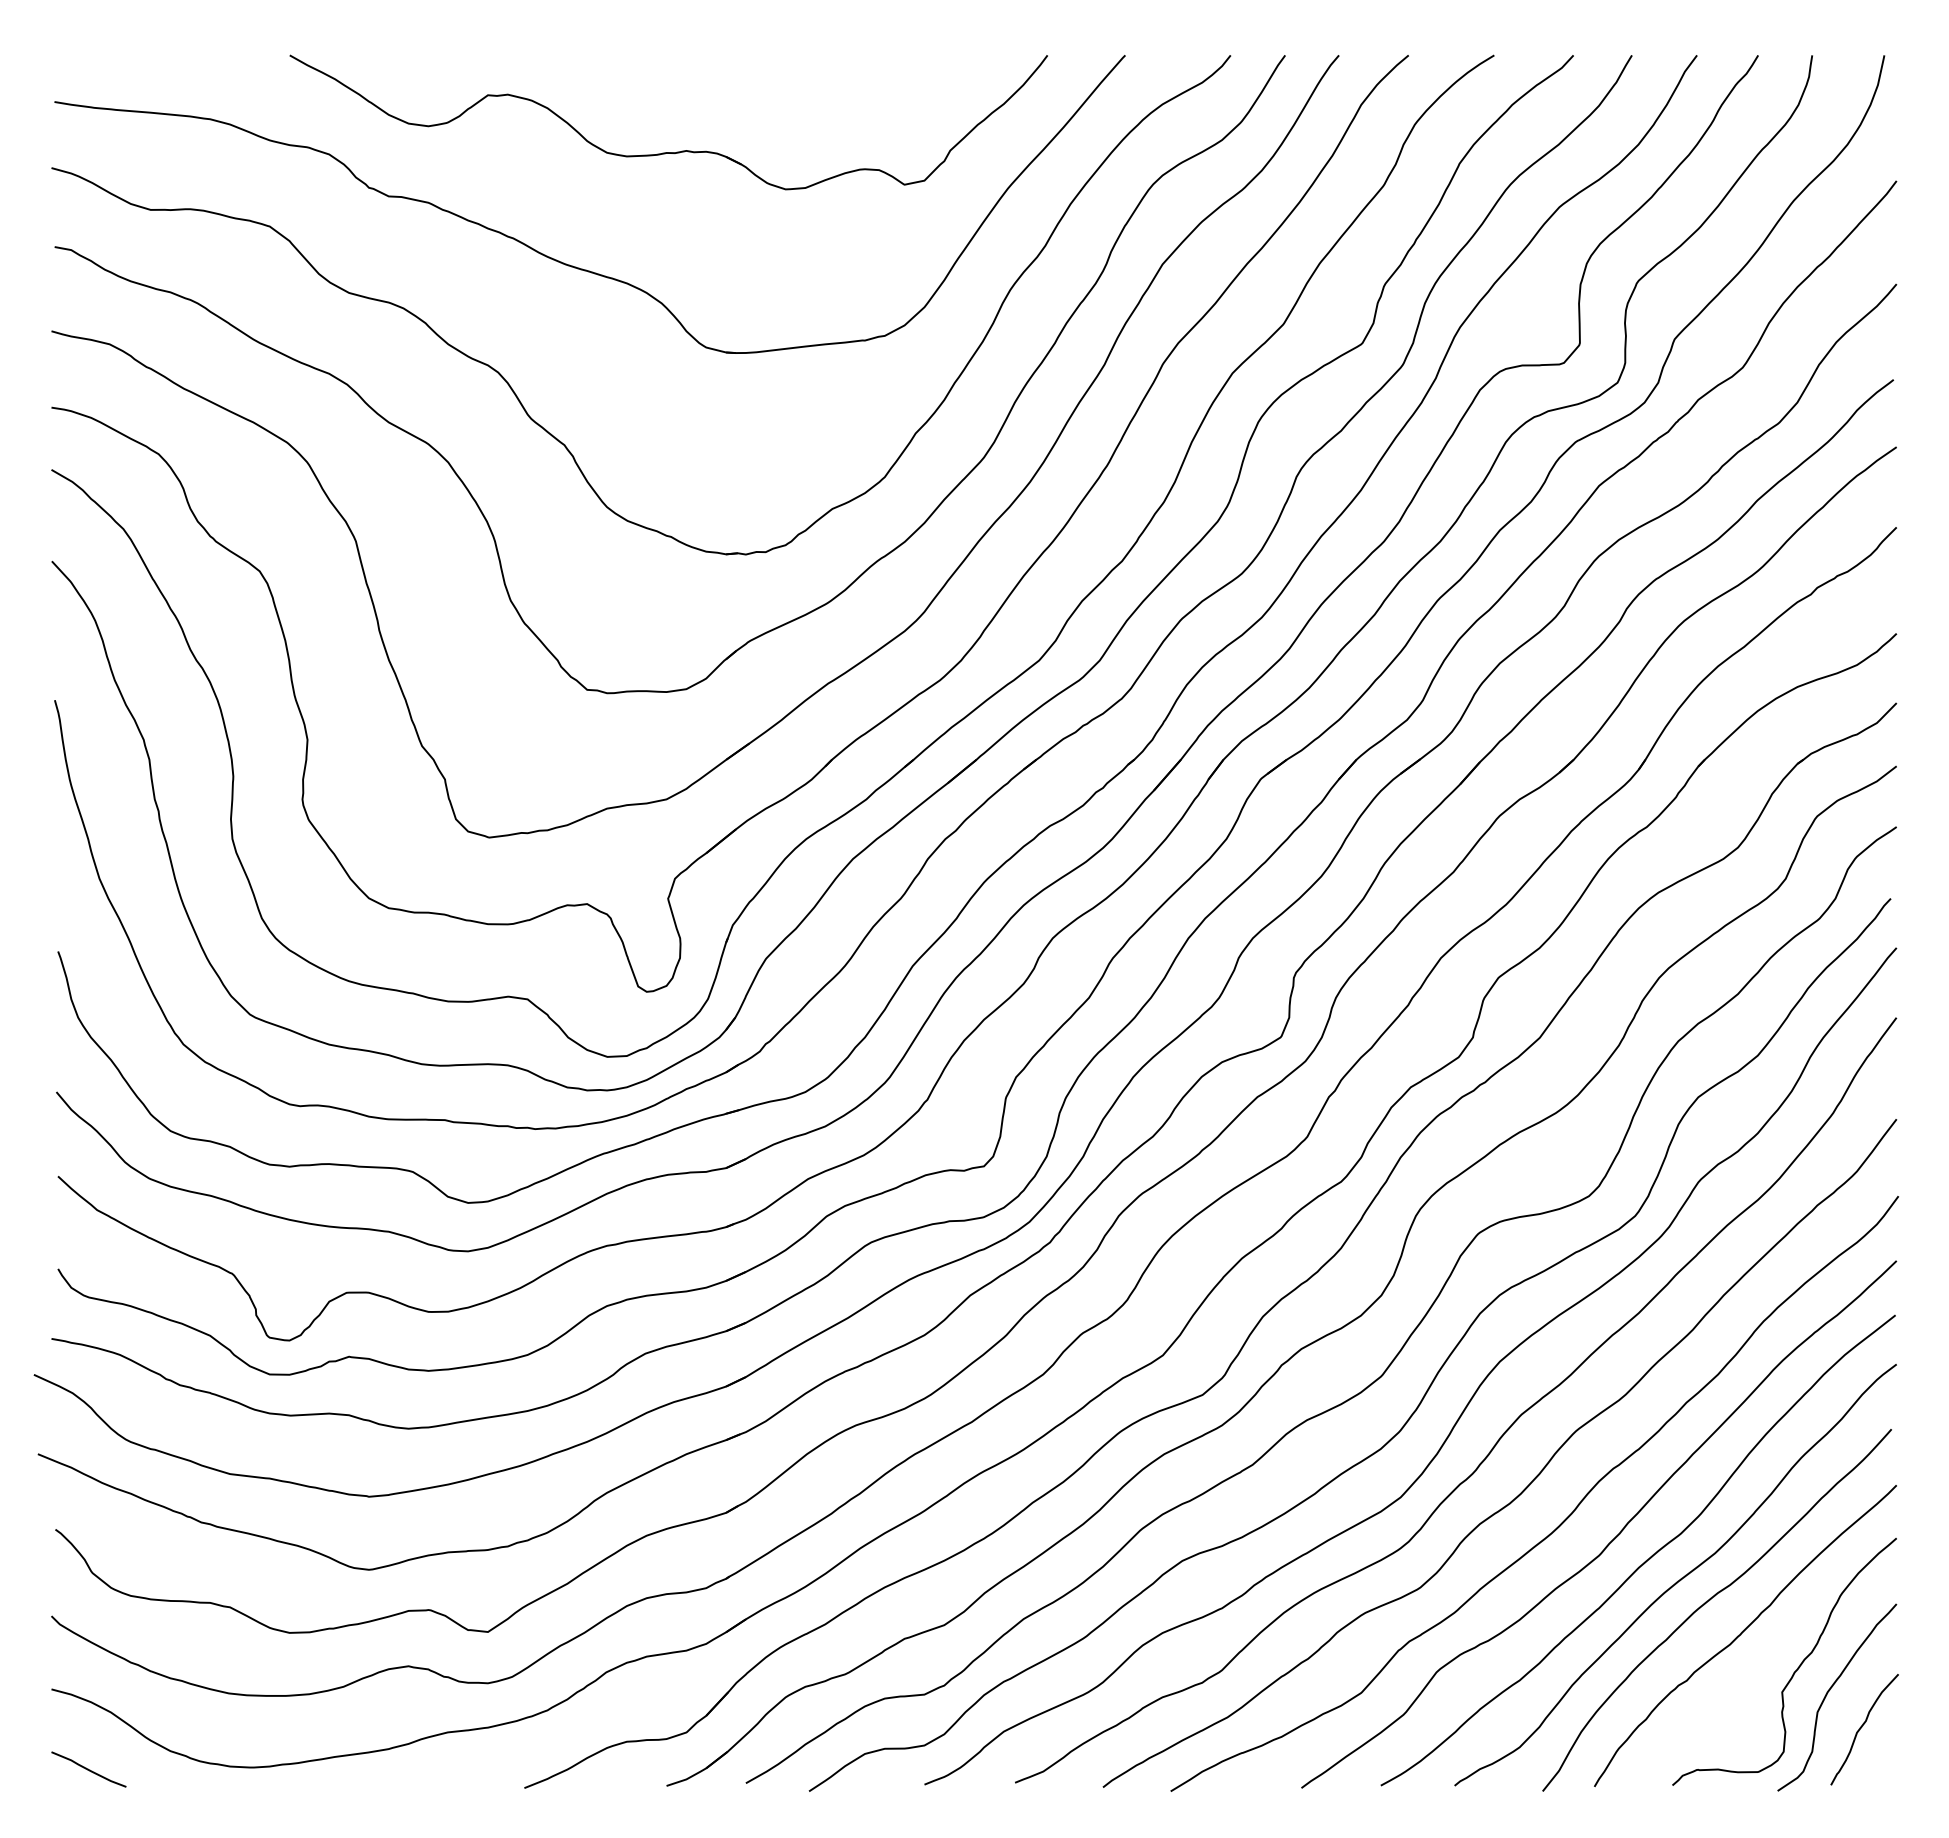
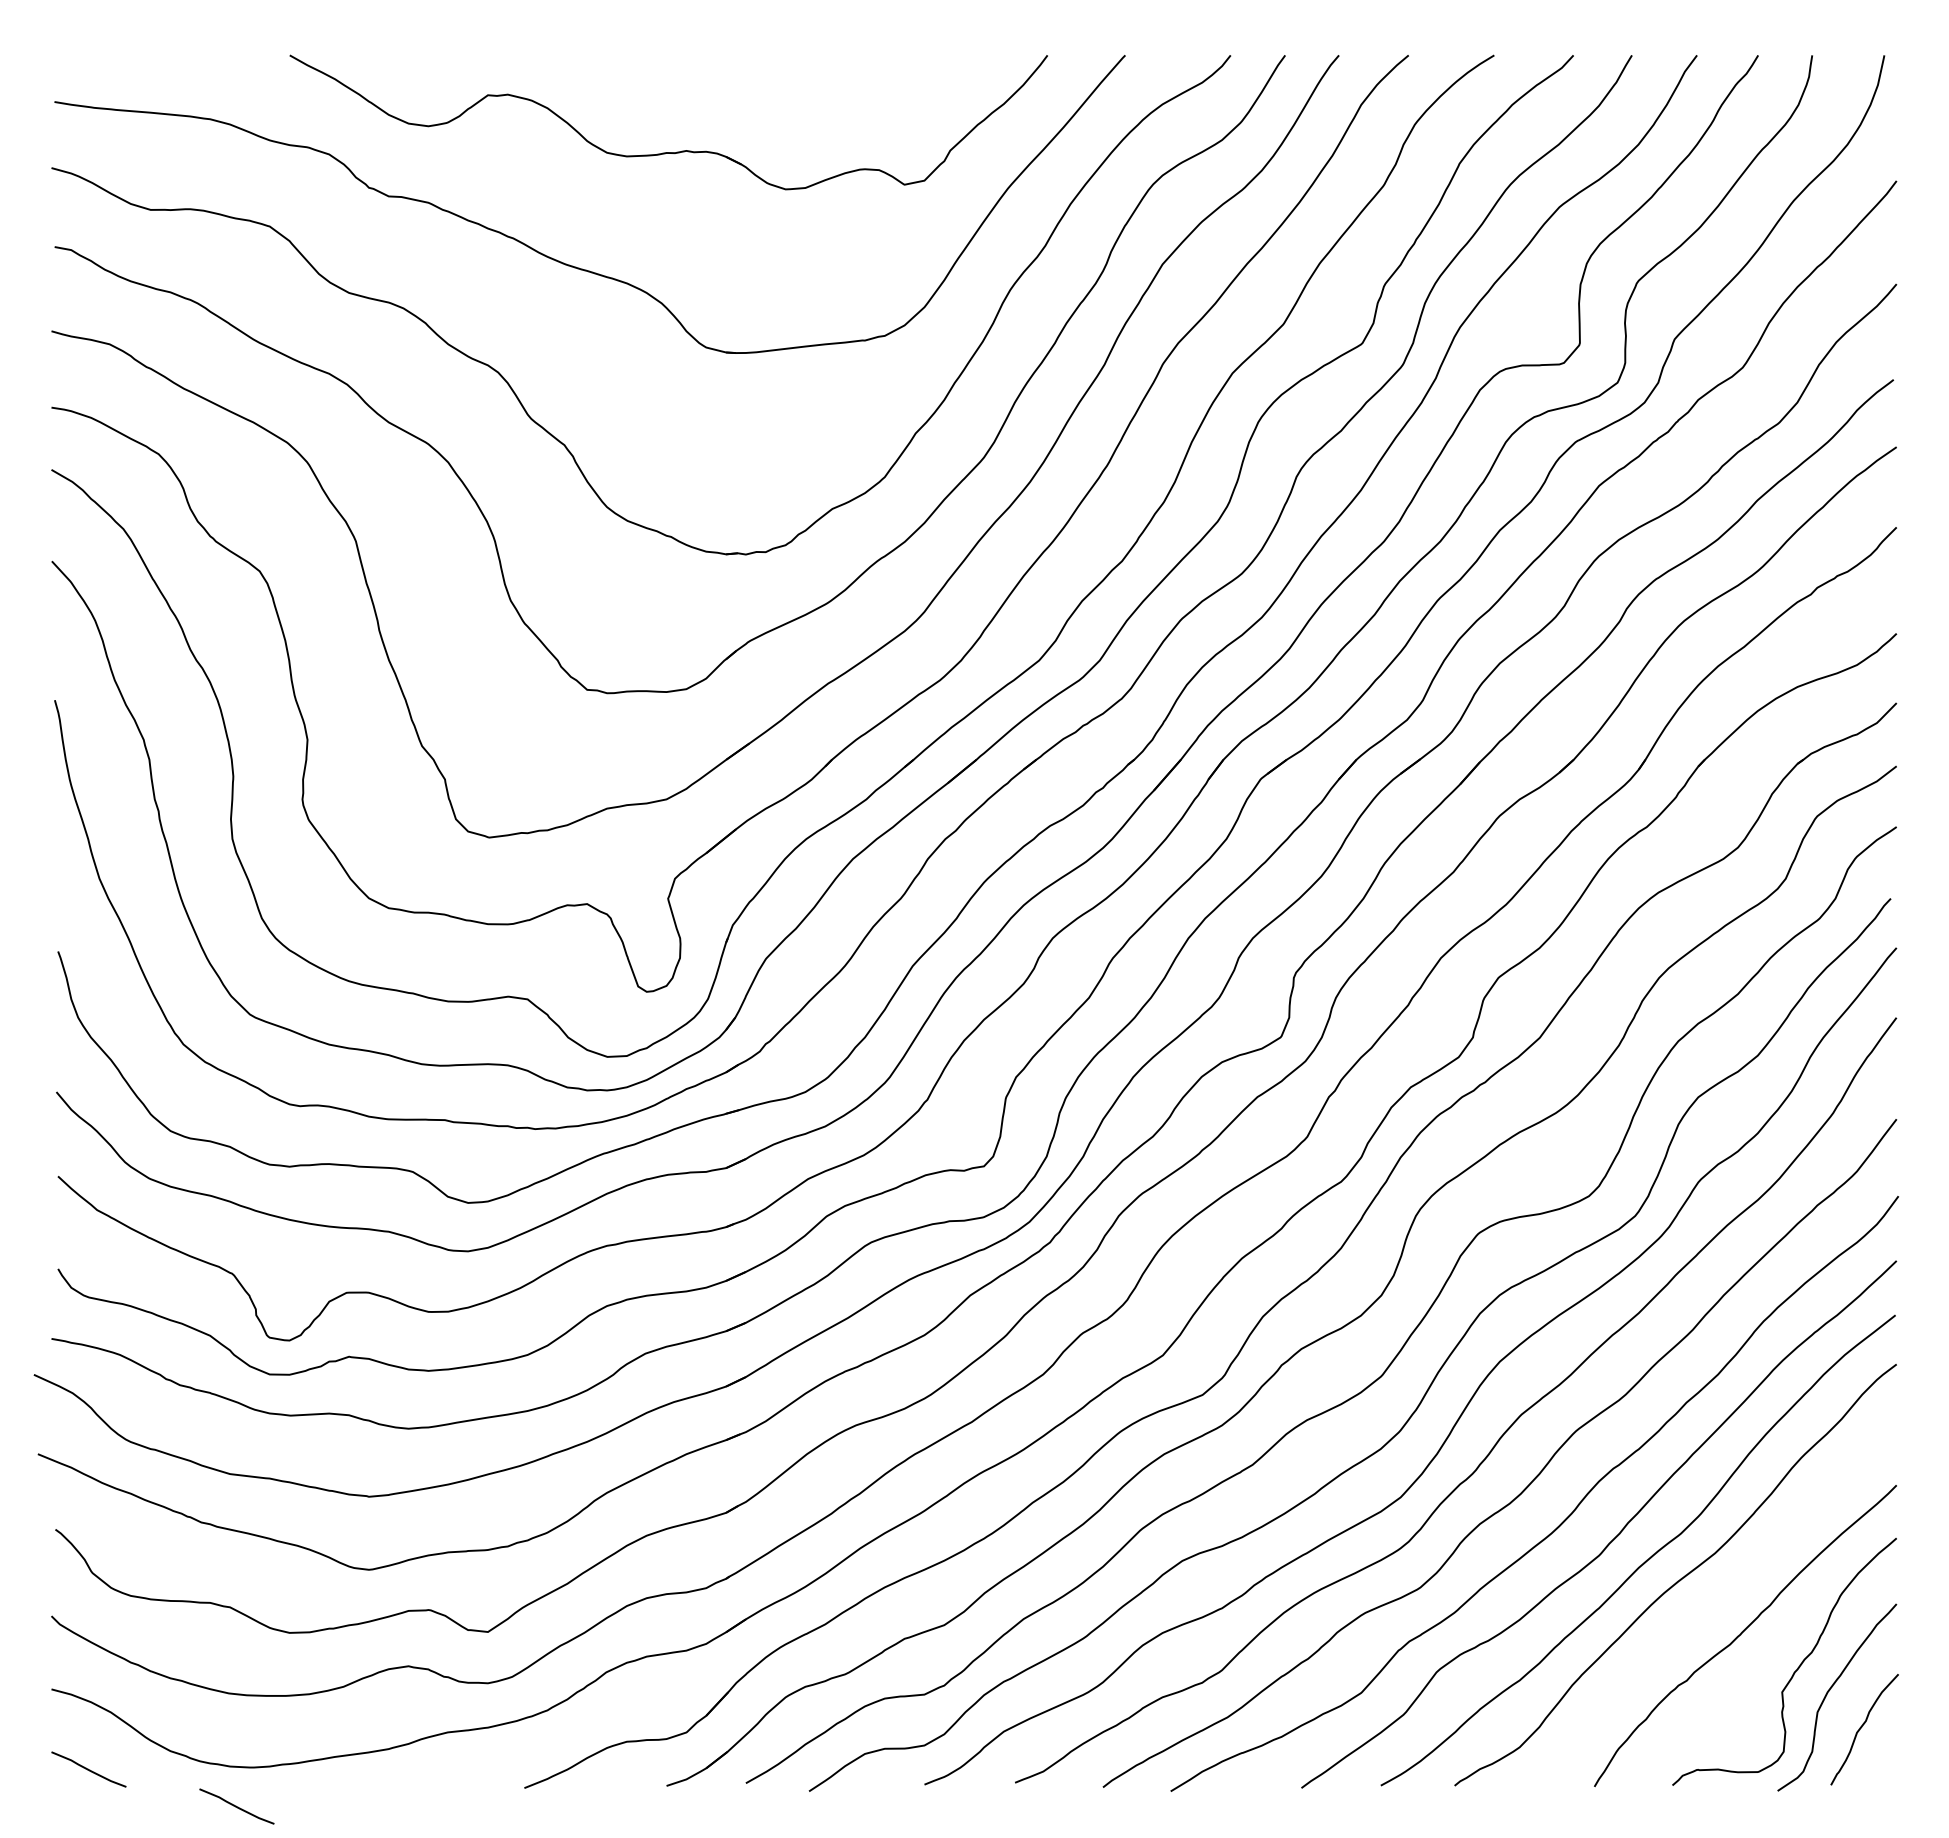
curve: present -> none (1709, 1601)
curve: none -> present (236, 1806)
